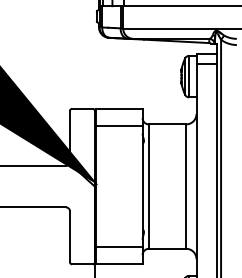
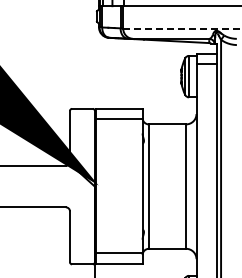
line: solid -> dashed (182, 28)
line position: (118, 126) -> (118, 119) (118, 119)
line position: (118, 247) -> (118, 253) (118, 253)
